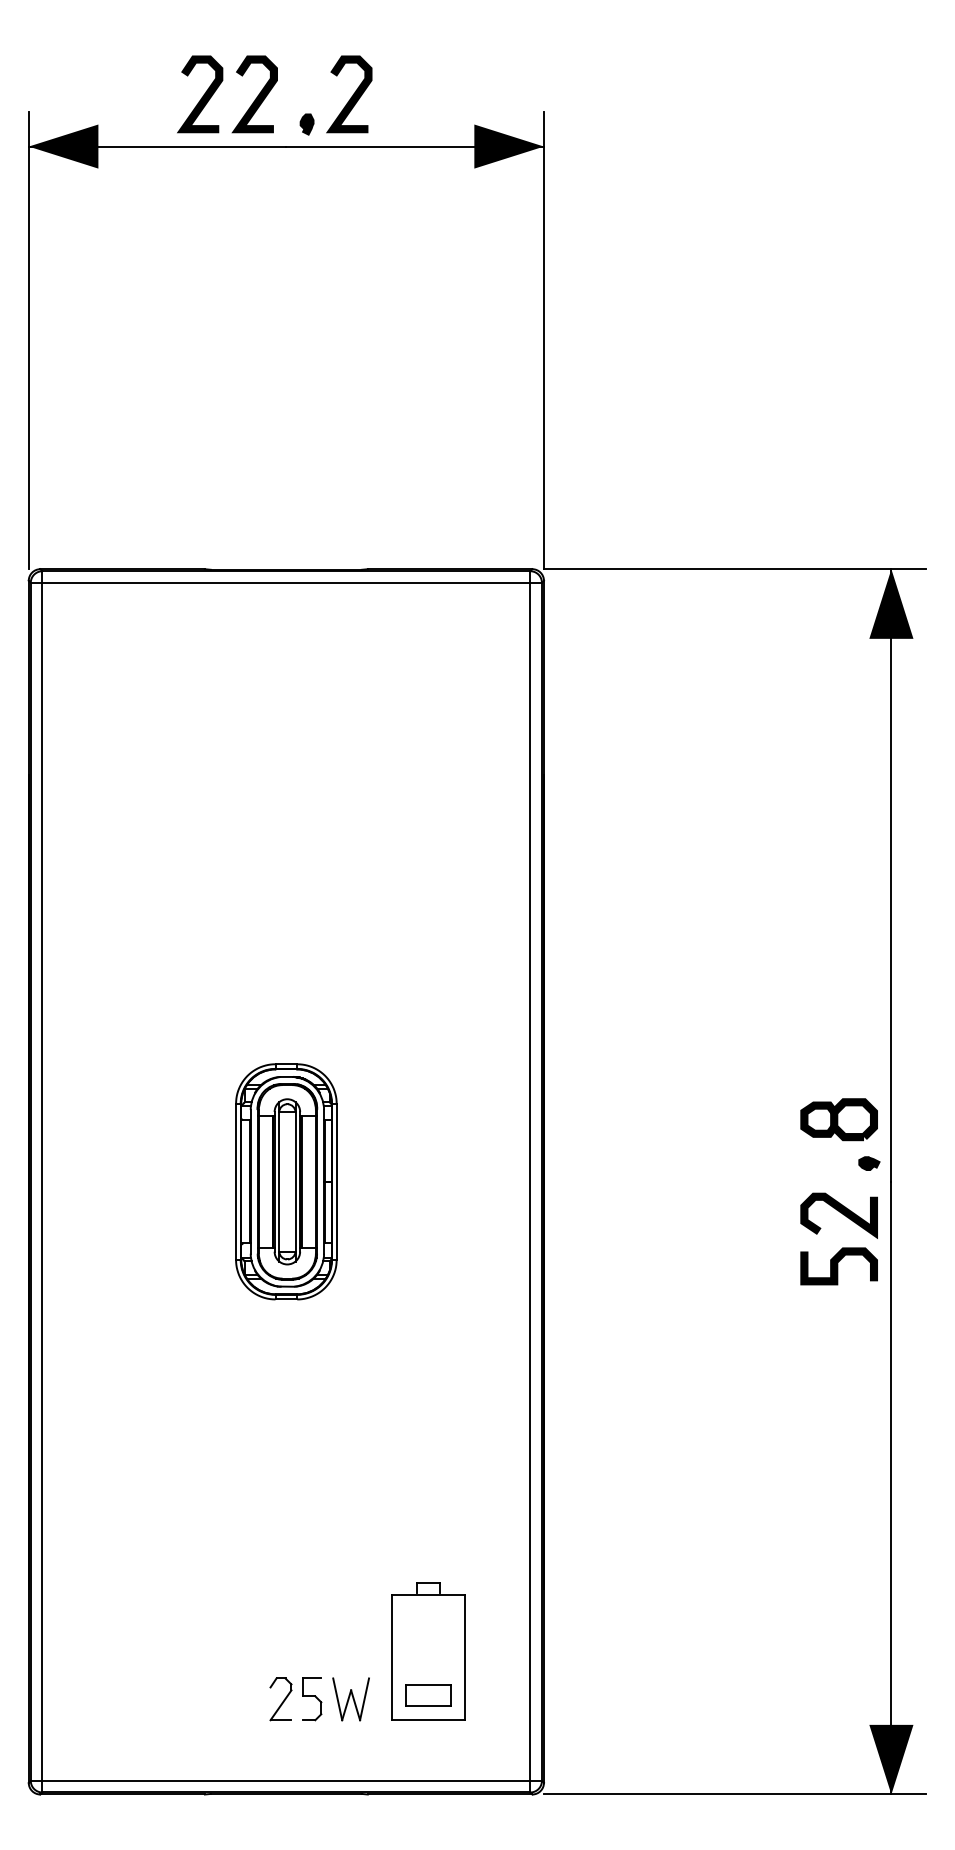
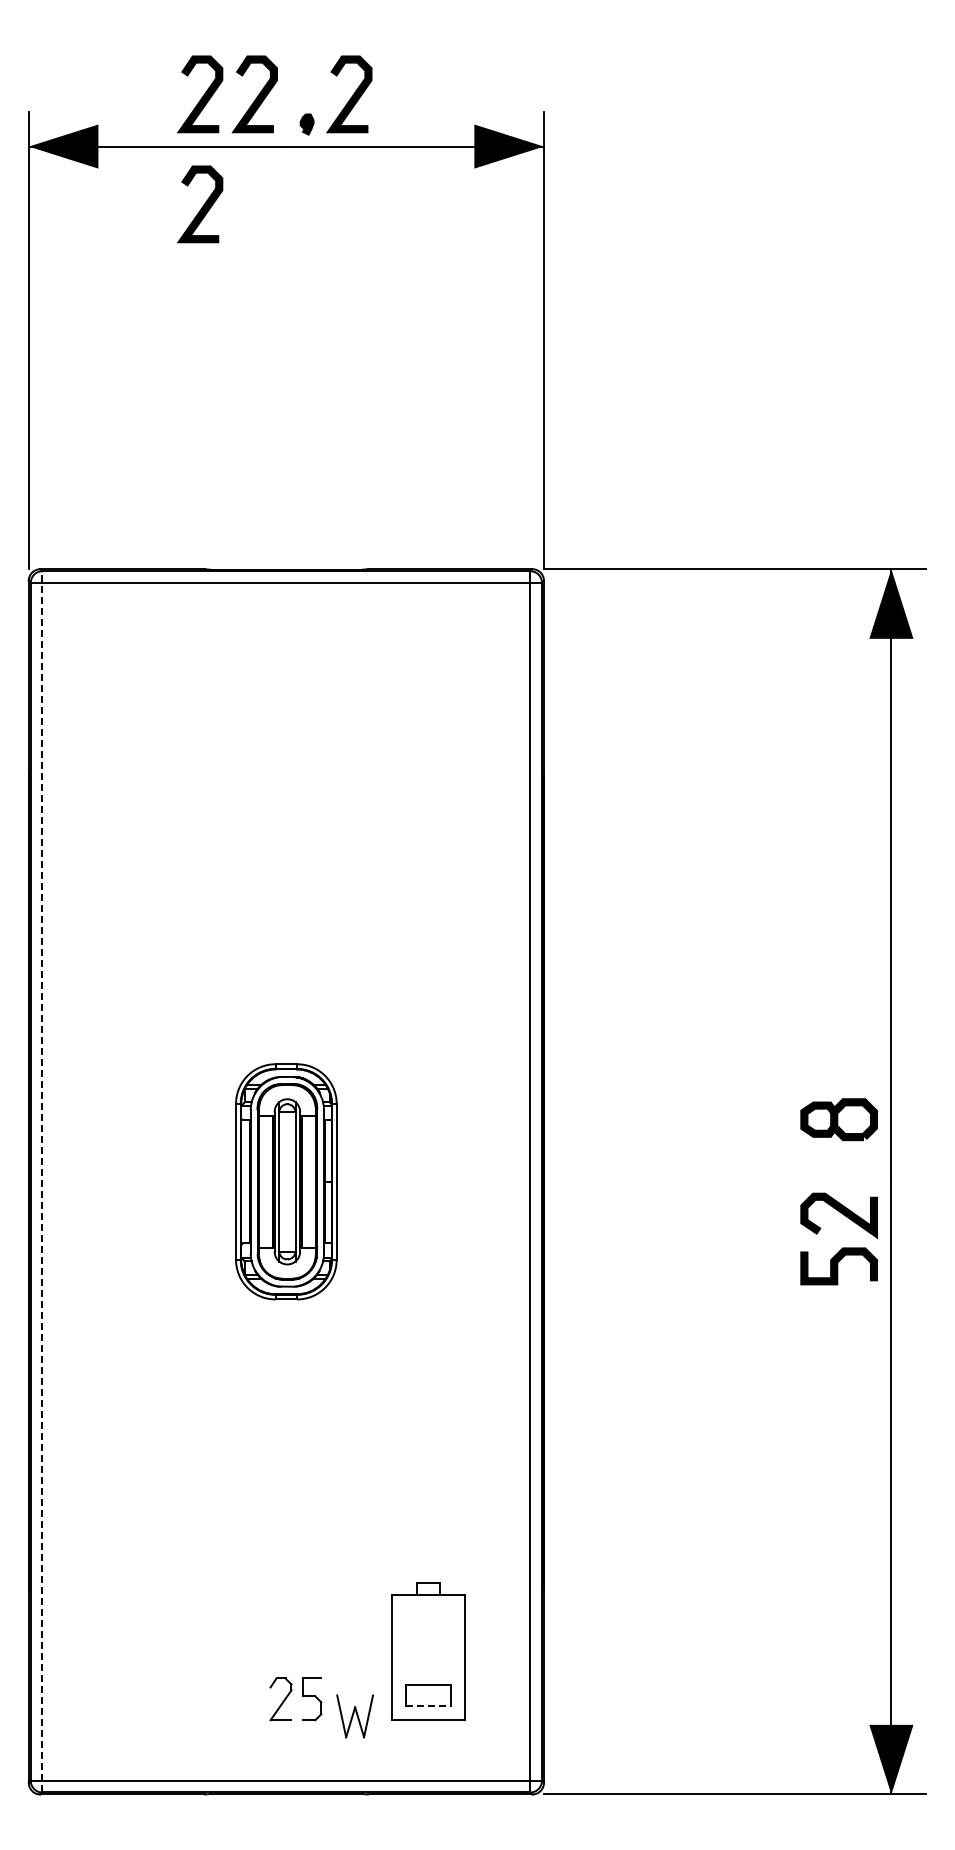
curve: none -> present (202, 206)
part: present -> none (869, 1163)
line: solid -> dashed (42, 1181)
part position: (350, 1699) -> (354, 1716) (354, 1716)
line: solid -> dashed (429, 1705)
